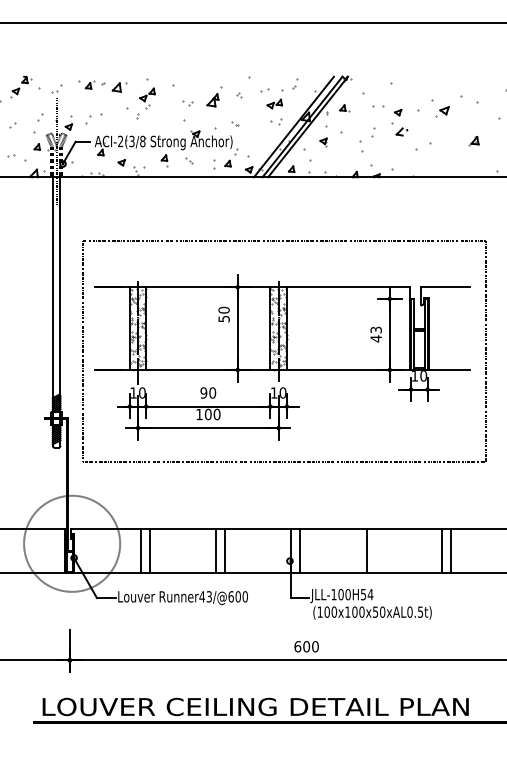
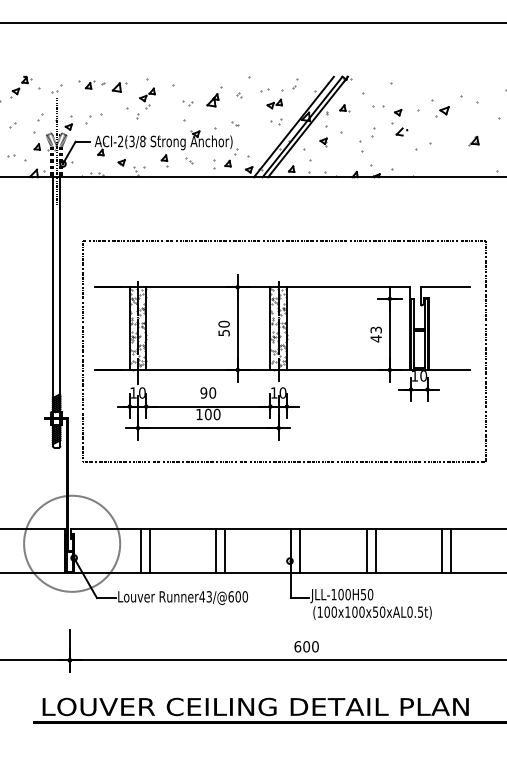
text position: (223, 314) -> (223, 328) (223, 328)
line: none -> present (375, 550)
text: JLL-100H54 -> JLL-100H50 (370, 594)
